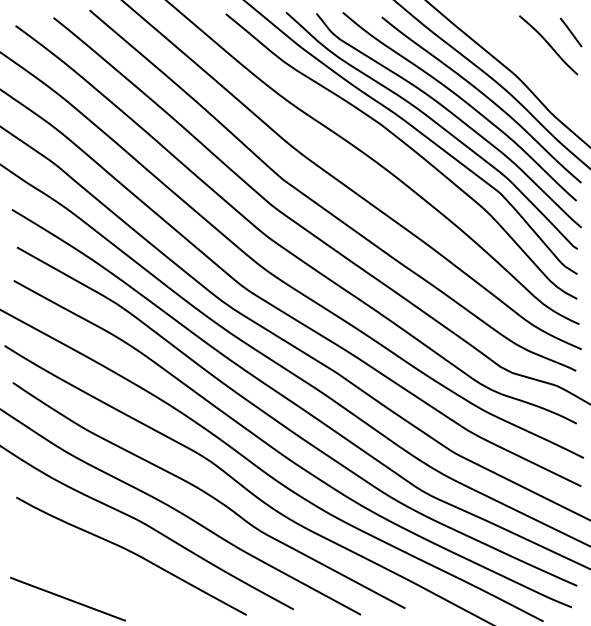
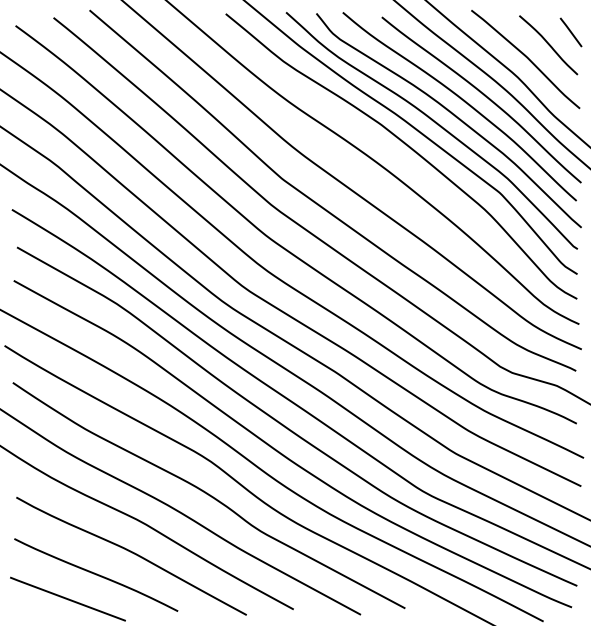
curve: none -> present (526, 58)
curve: none -> present (96, 574)
